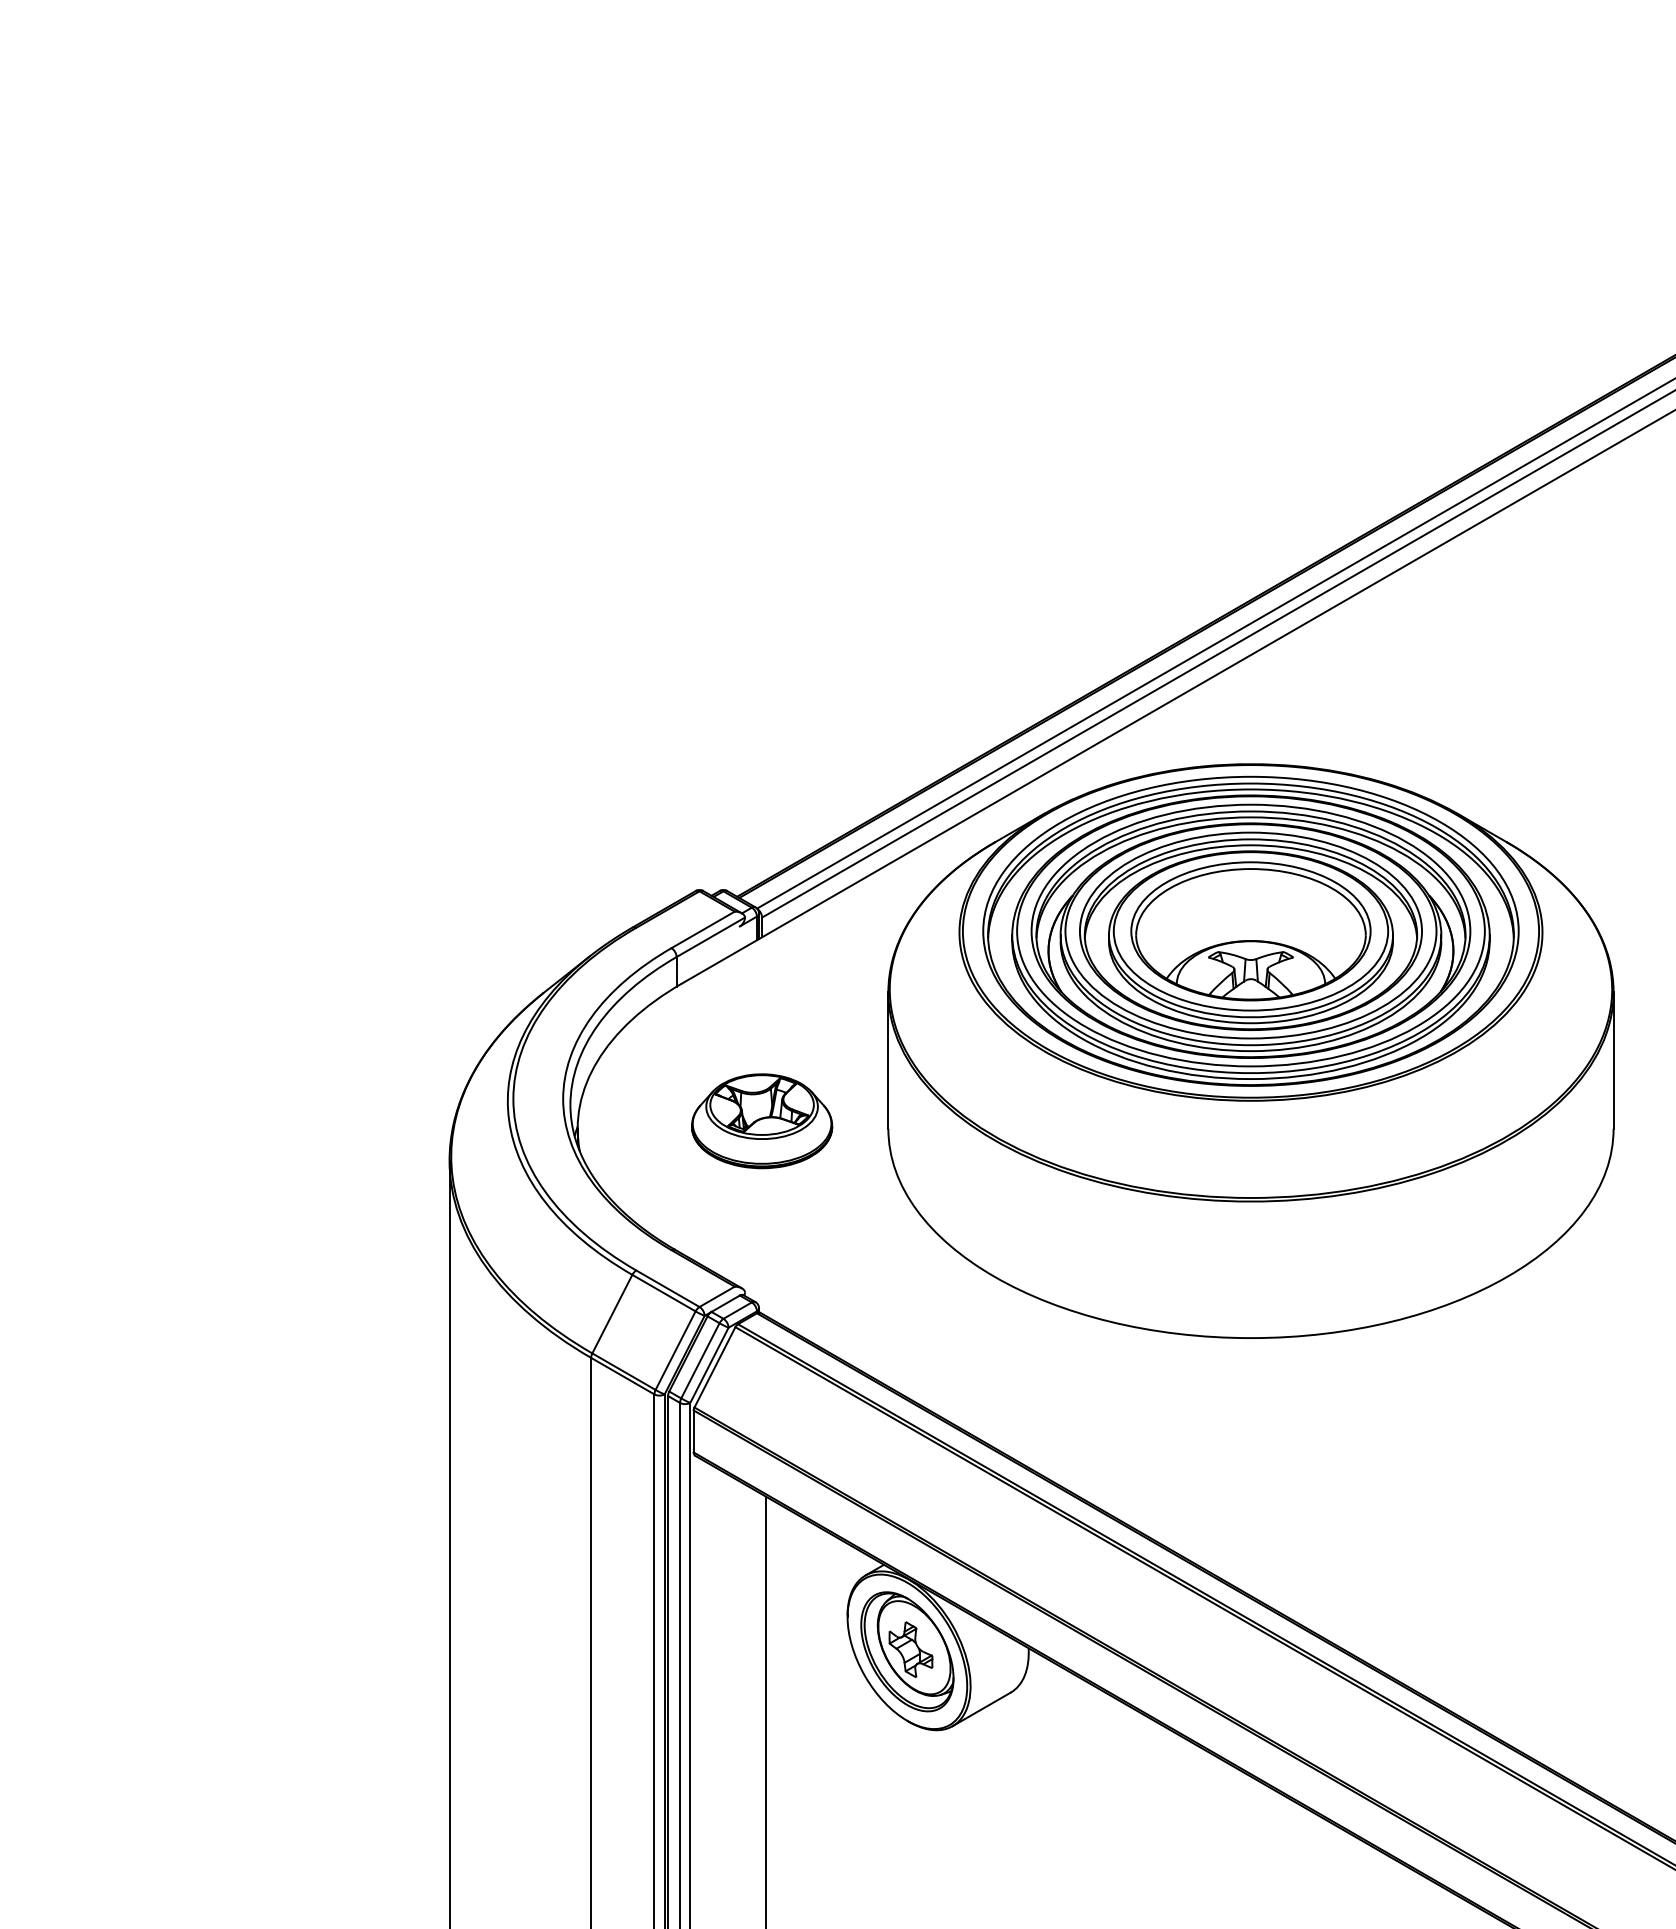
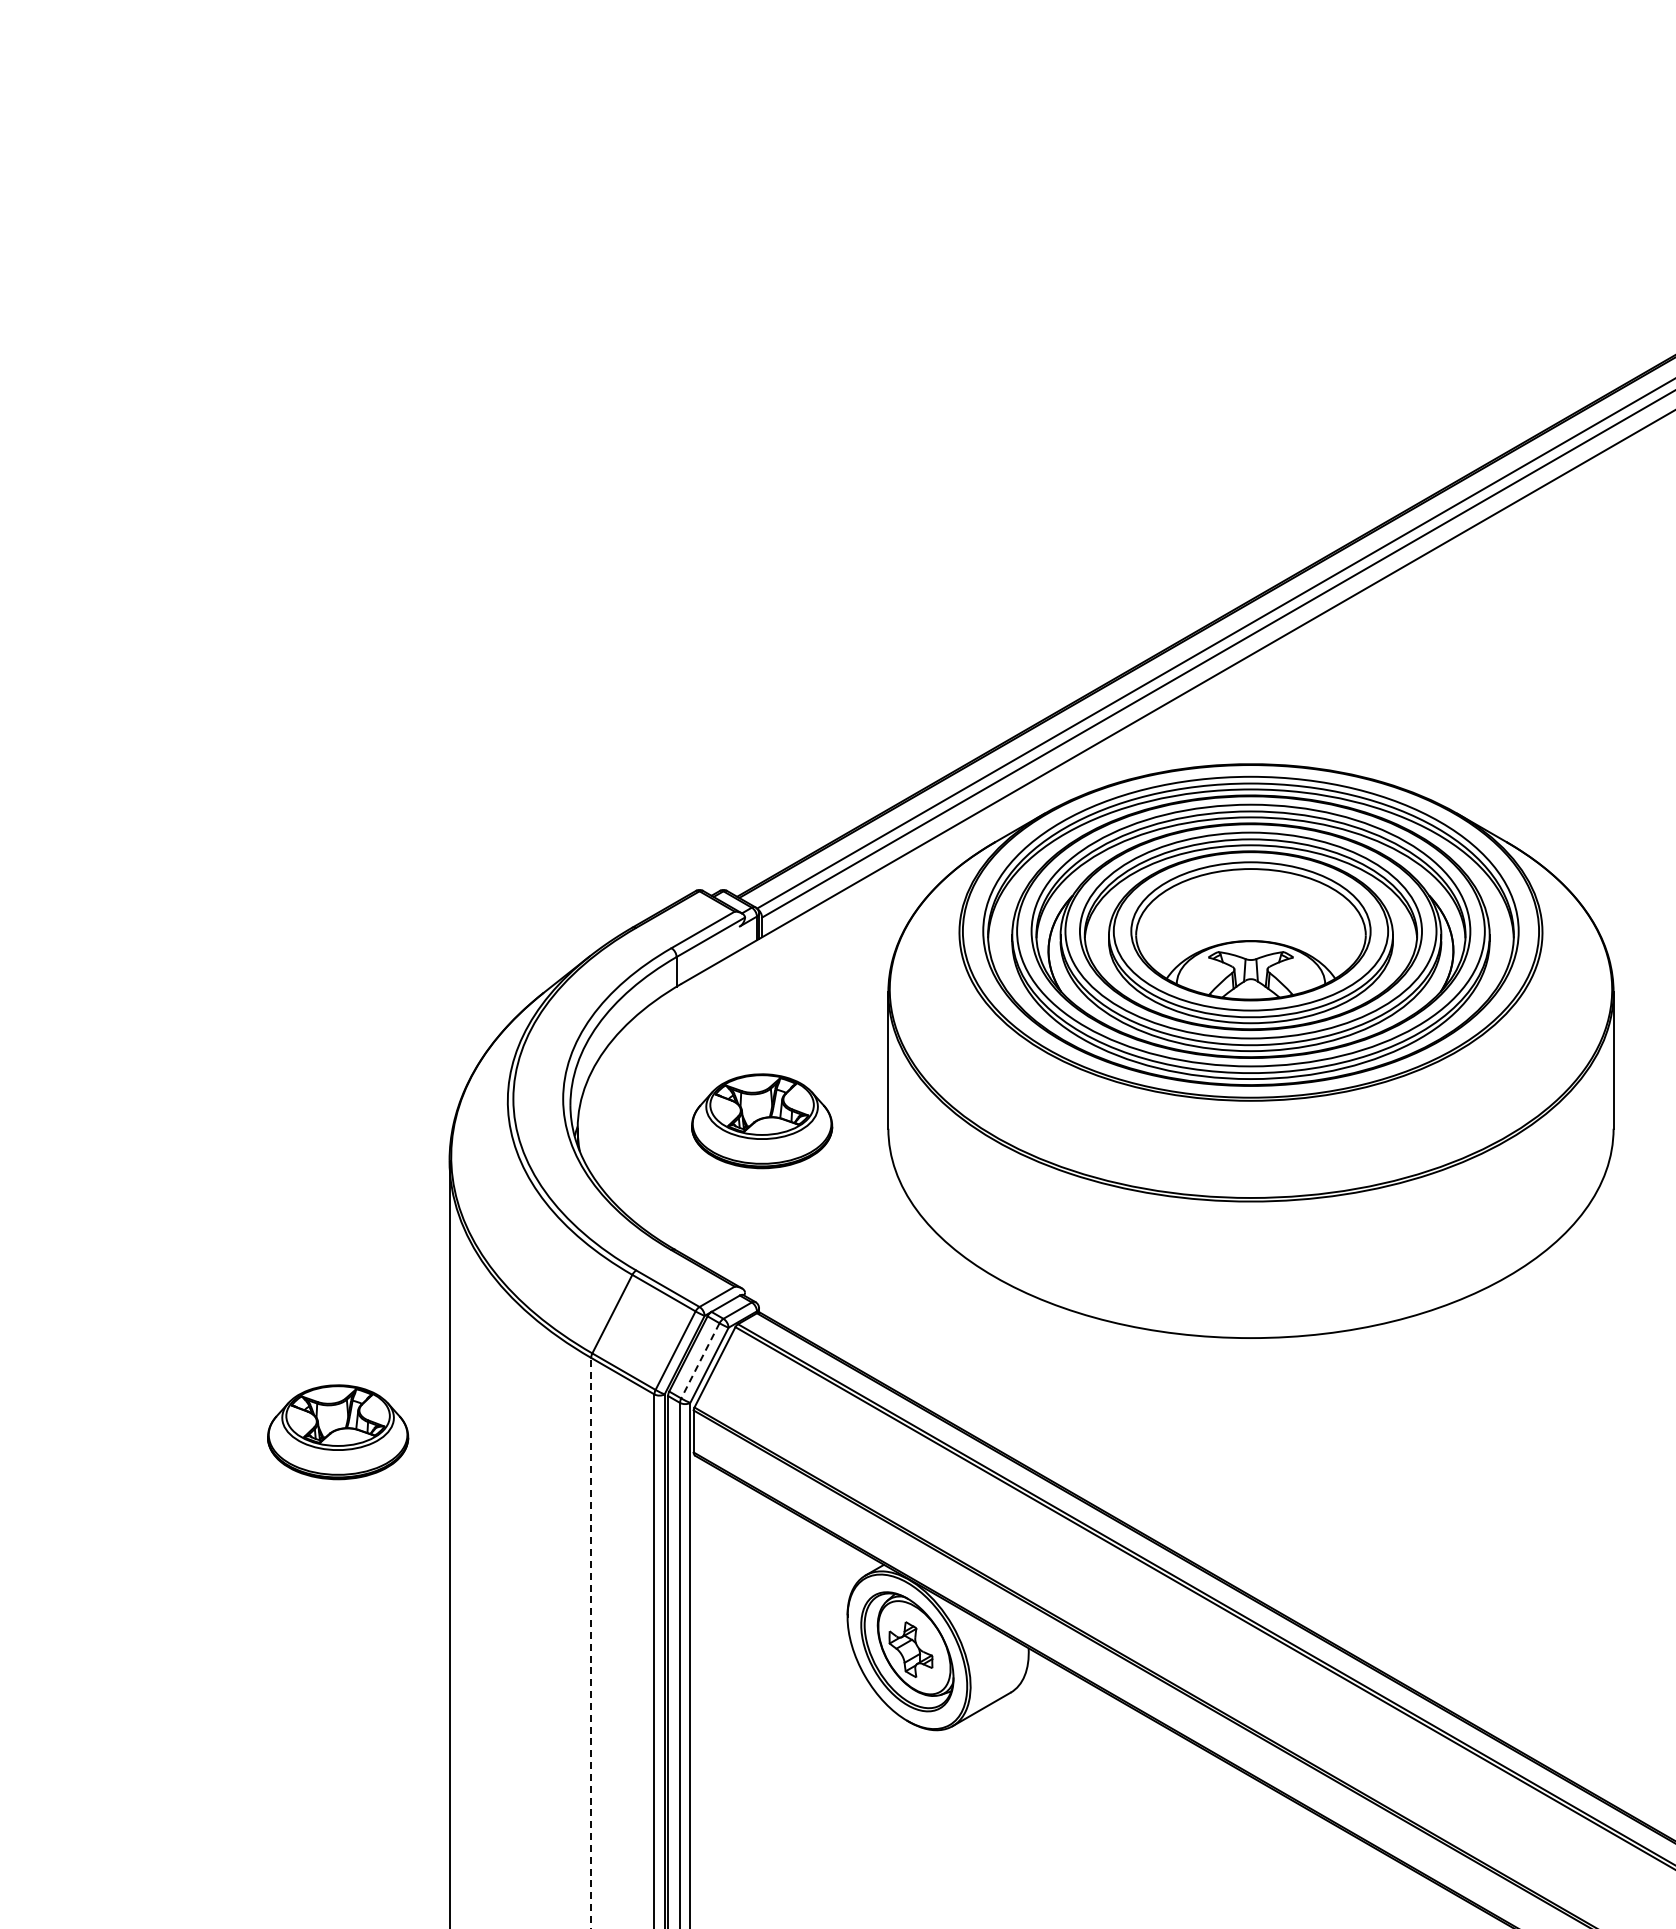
line: solid -> dashed (700, 1361)
part: none -> present (338, 1432)
line: solid -> dashed (591, 1642)
line: present -> none (766, 1710)
